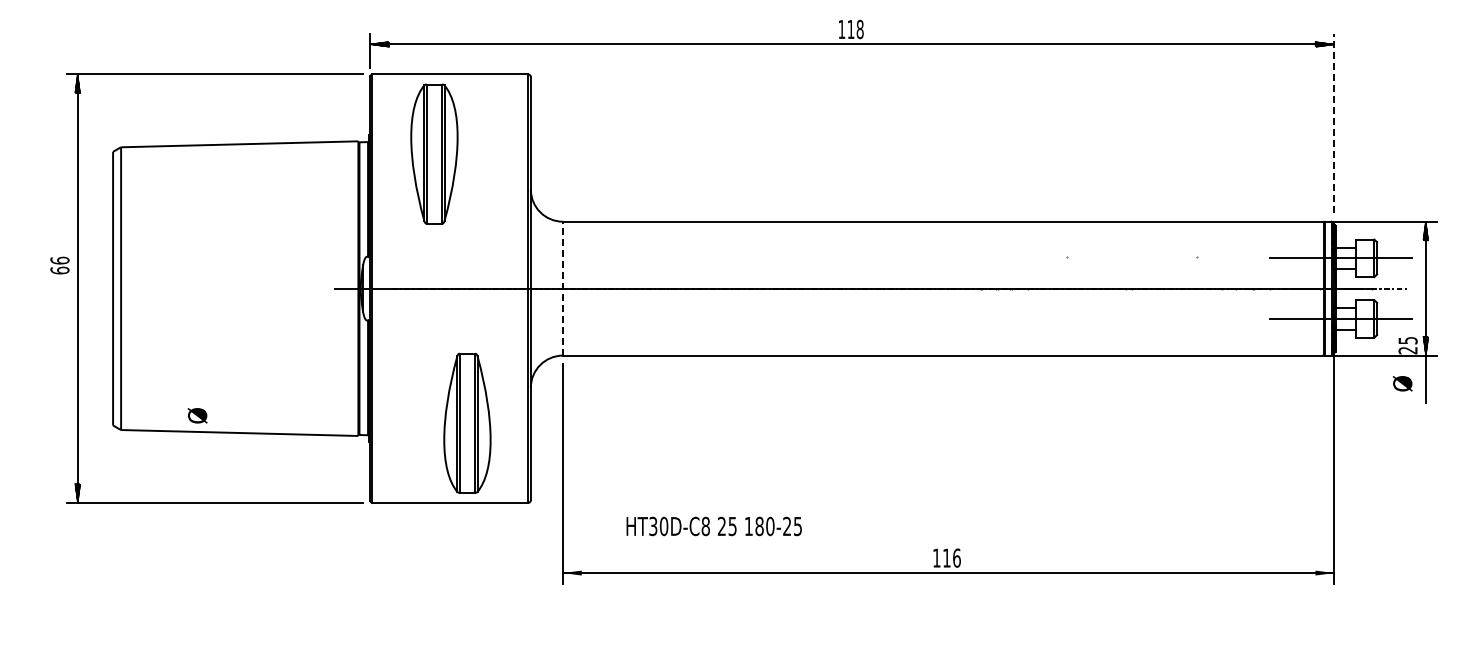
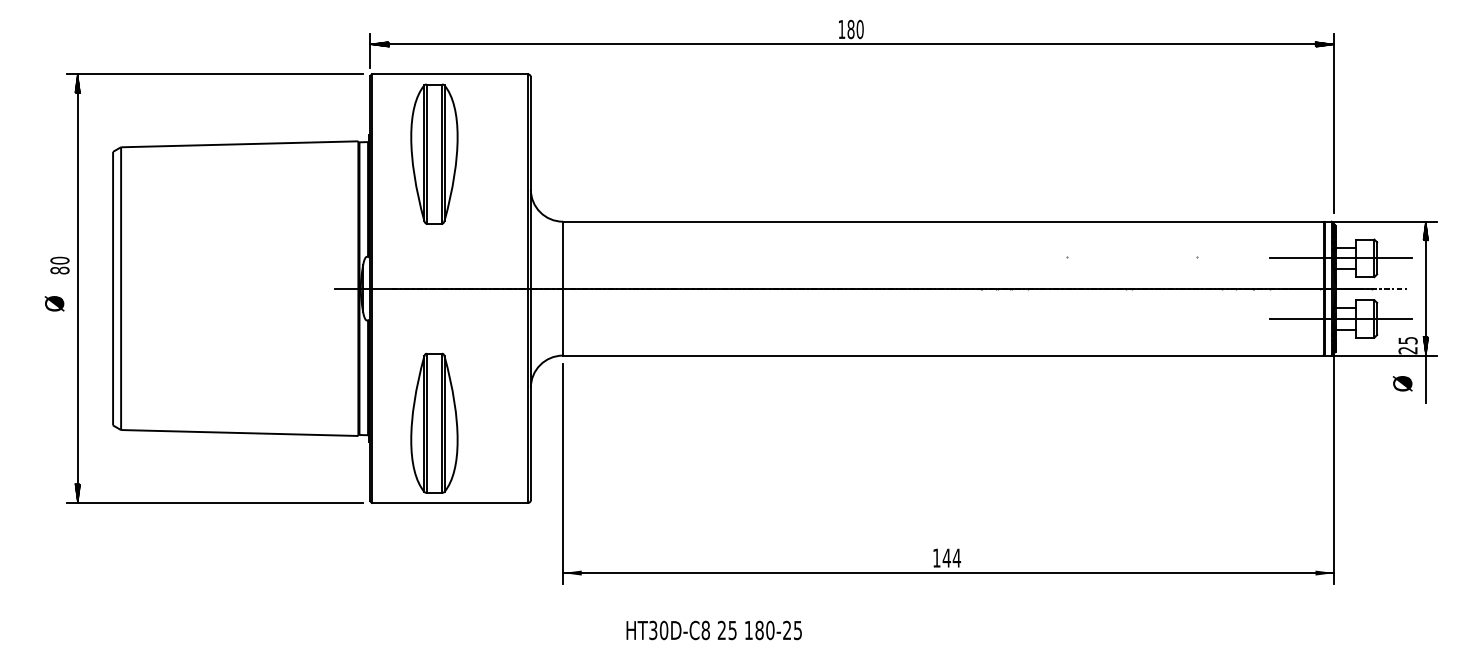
text: 118 -> 180 (855, 29)
line: dashed -> solid (1334, 123)
text: 66 -> 80 (59, 265)
line: dashed -> solid (562, 288)
text position: (197, 415) -> (54, 303) (54, 303)
part position: (467, 422) -> (434, 422) (434, 422)
text position: (713, 526) -> (713, 630) (713, 630)
text: 116 -> 144 (951, 557)
